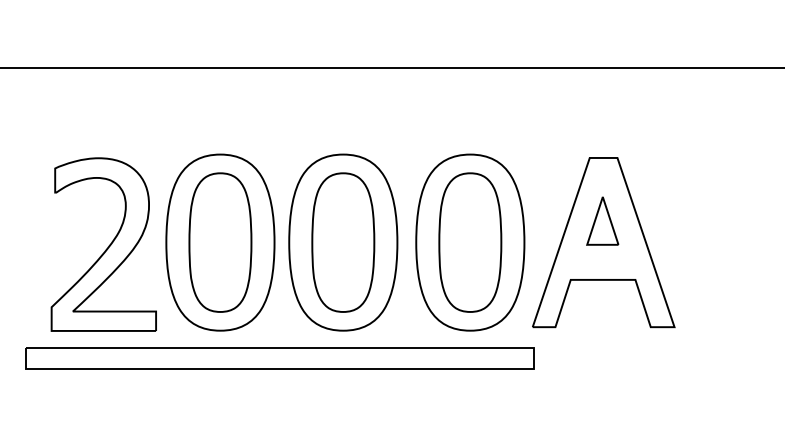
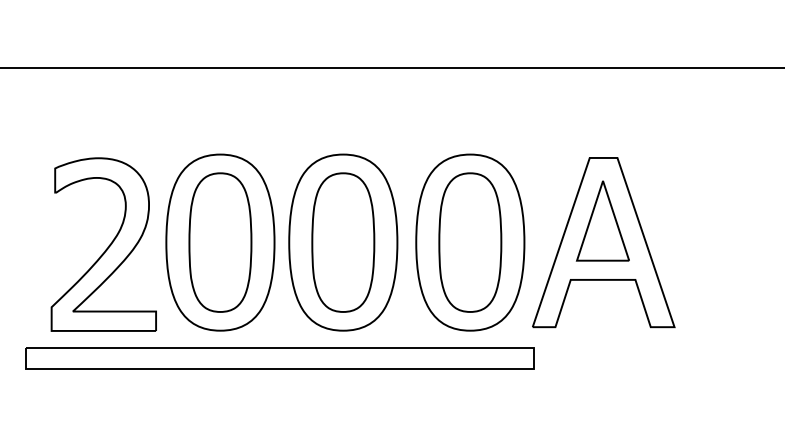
part size: 34x50 px -> 55x82 px (602, 220)
